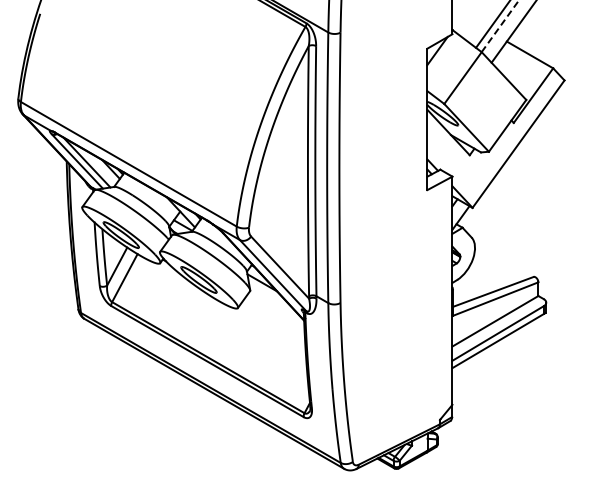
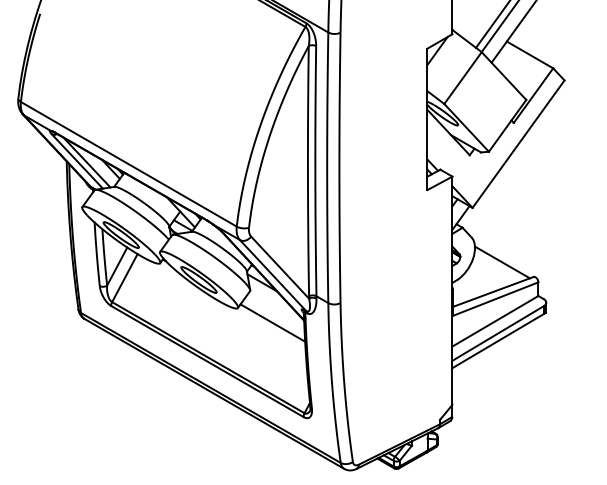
line: dashed -> solid (500, 26)
line: none -> present (502, 262)
line: none -> present (272, 322)
